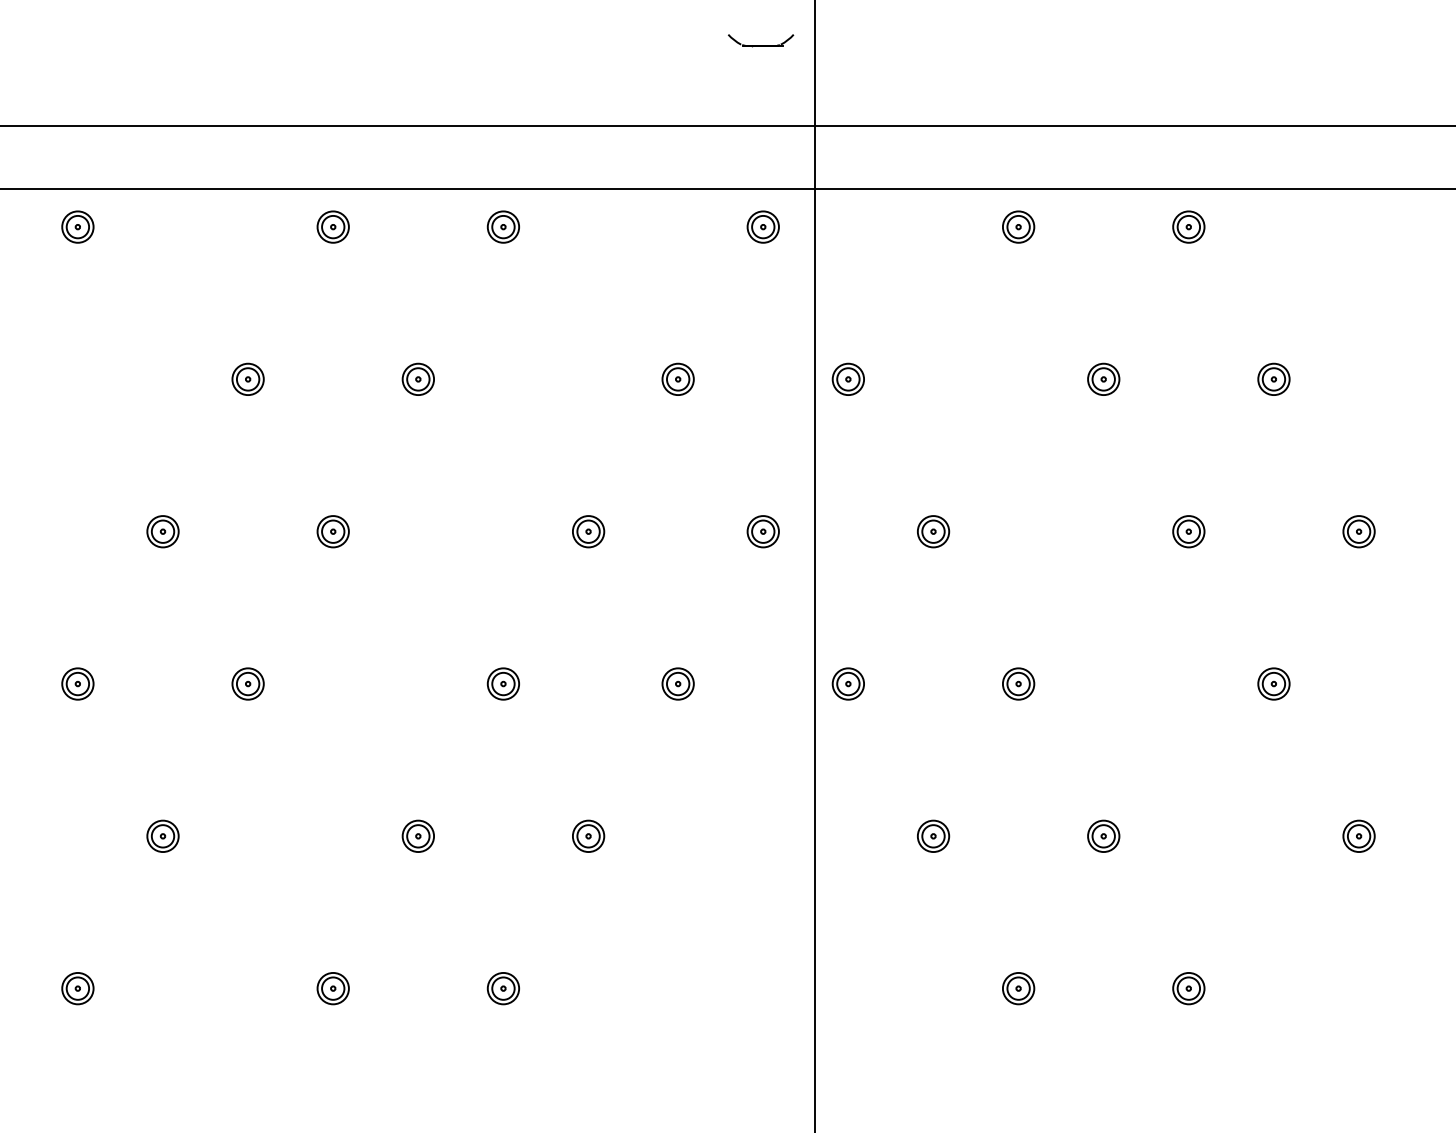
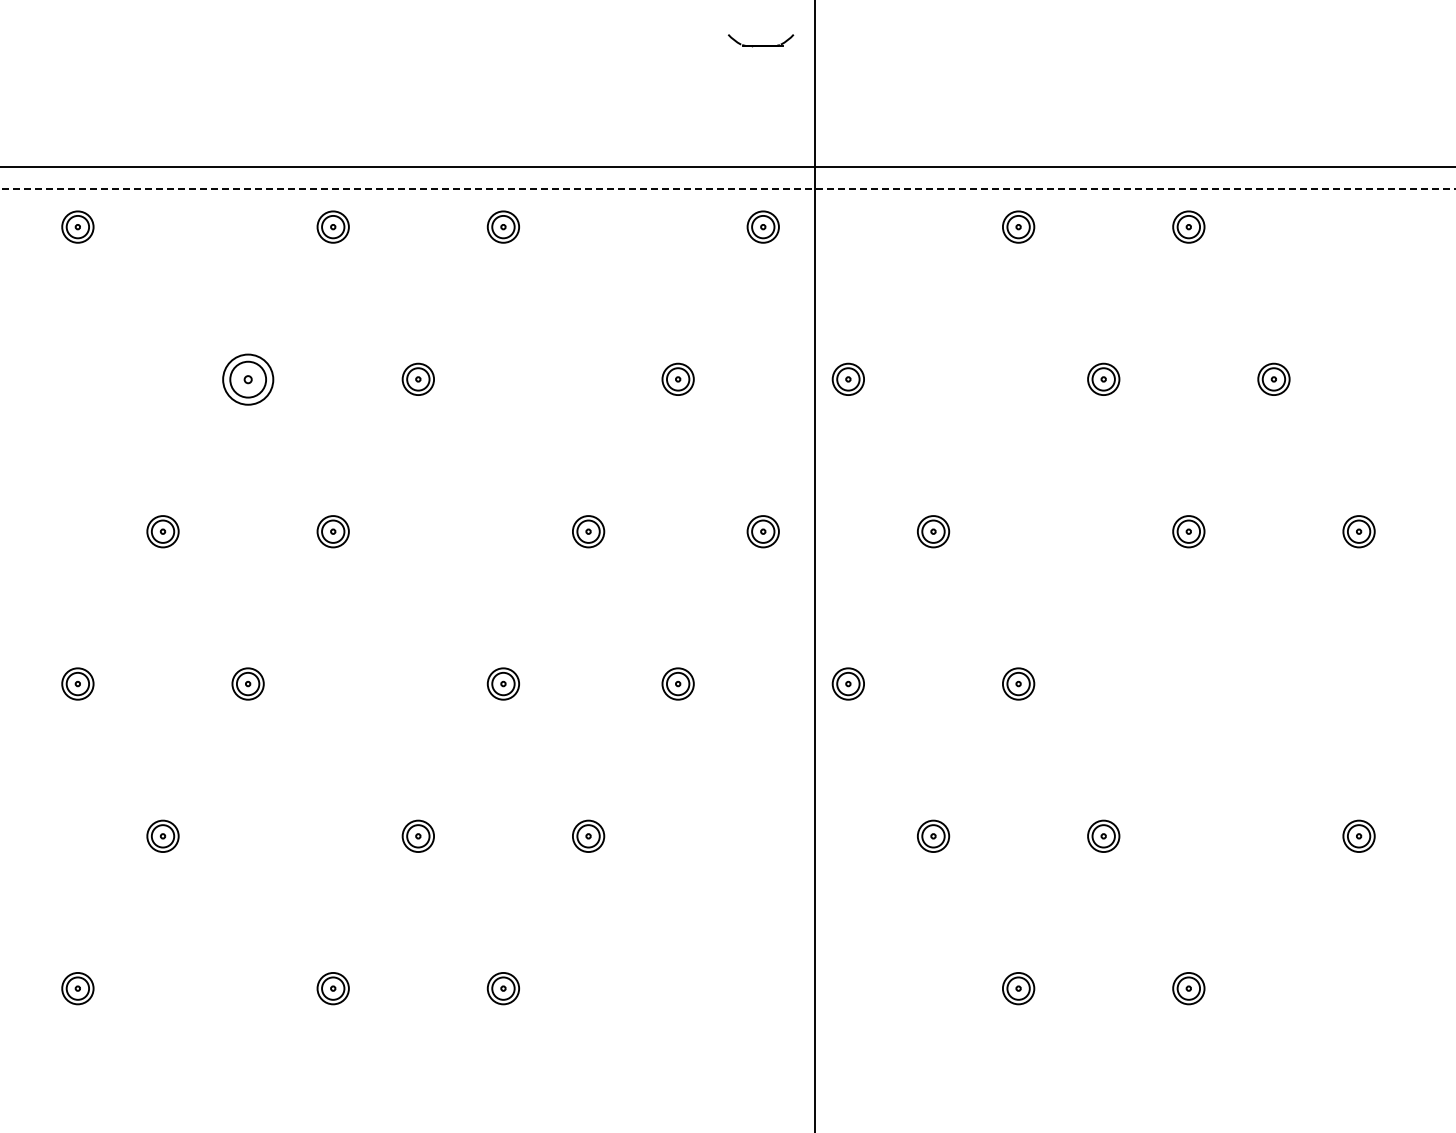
line position: (727, 126) -> (727, 167) (727, 167)
line: solid -> dashed (728, 189)
part size: 34x34 px -> 53x53 px (248, 379)
part: present -> none (1273, 683)
